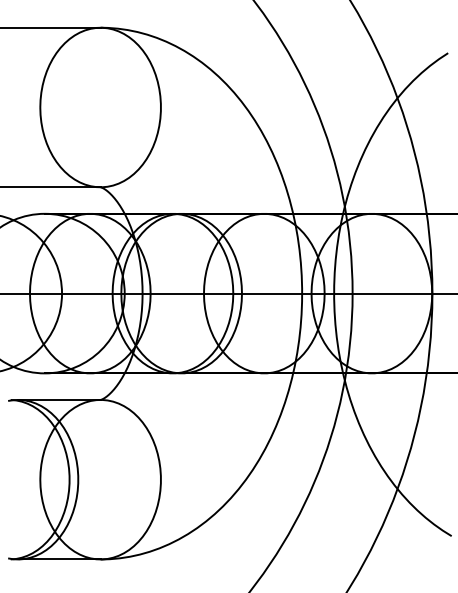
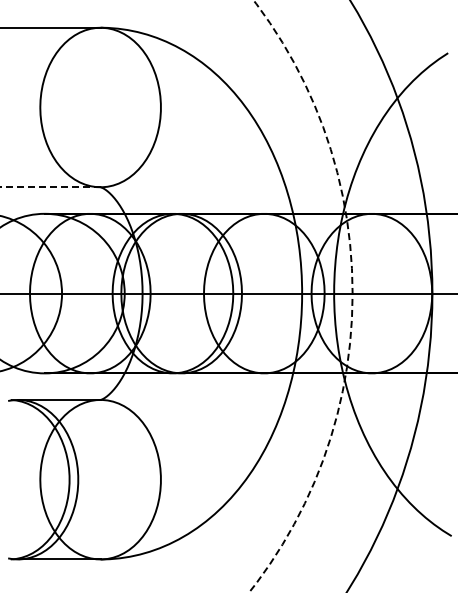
line: solid -> dashed (49, 187)
arc: solid -> dashed (352, 296)
